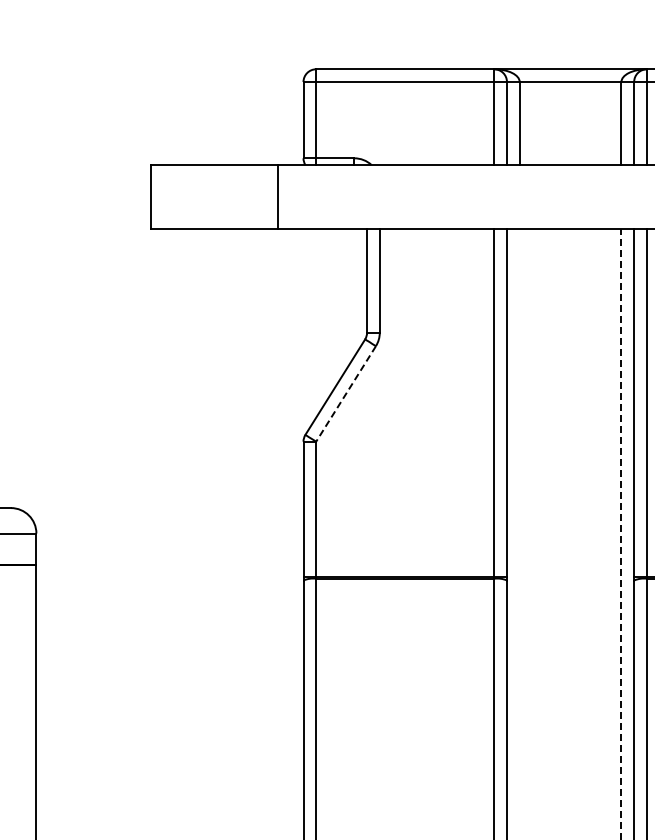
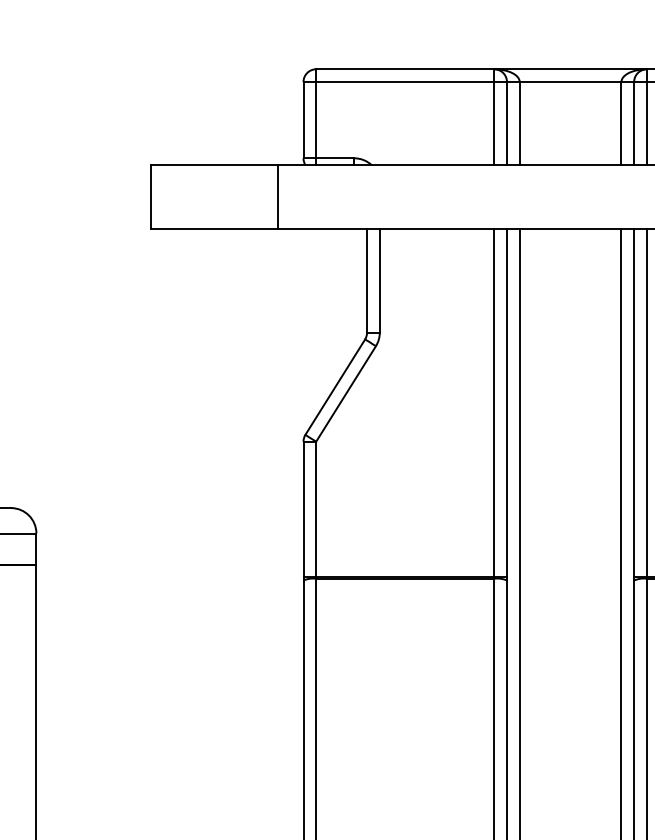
line: dashed -> solid (345, 394)
line: none -> present (519, 532)
line: dashed -> solid (621, 533)
